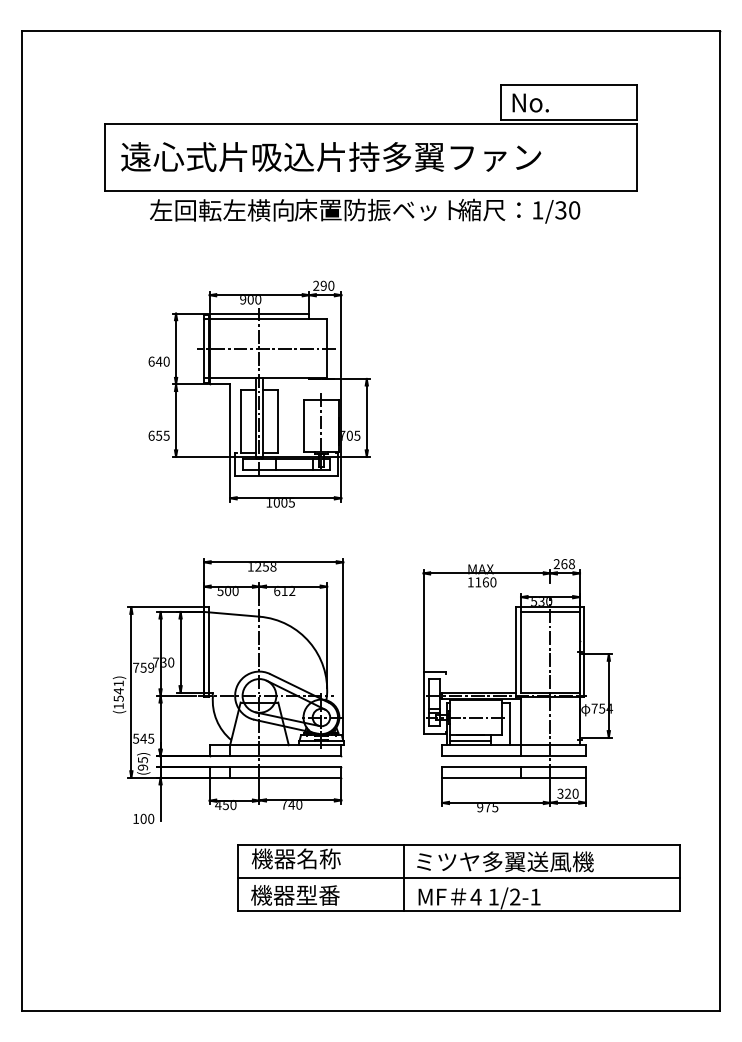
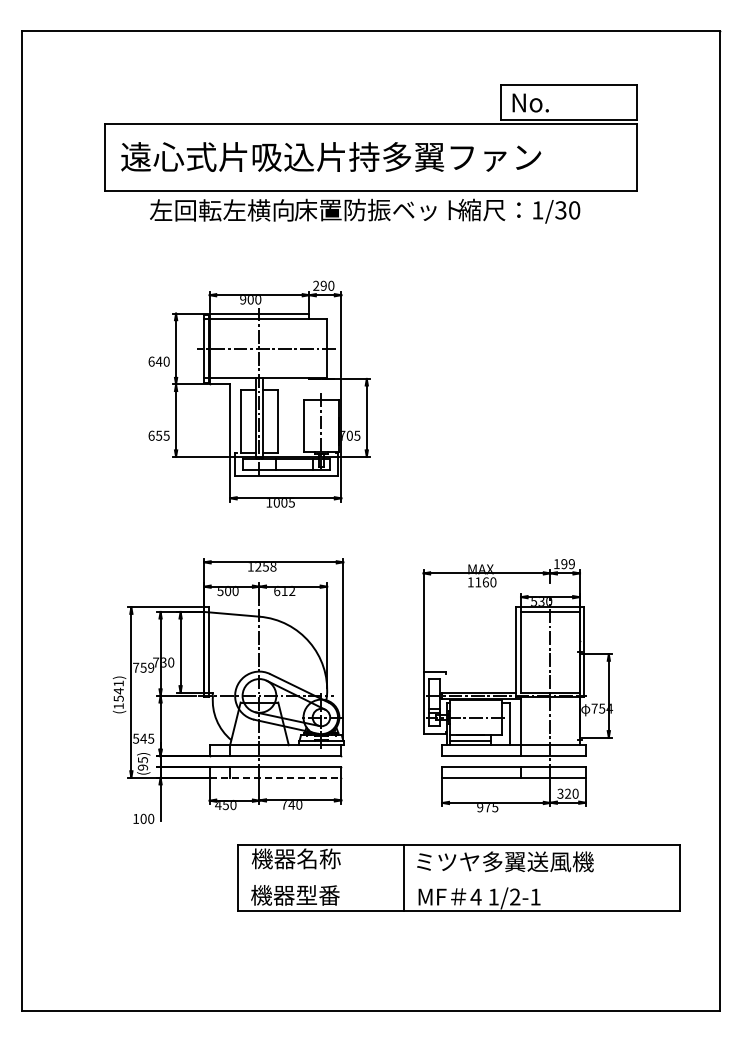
text: 268 -> 199 (563, 564)
line: solid -> dashed (275, 777)
line: present -> none (459, 877)
